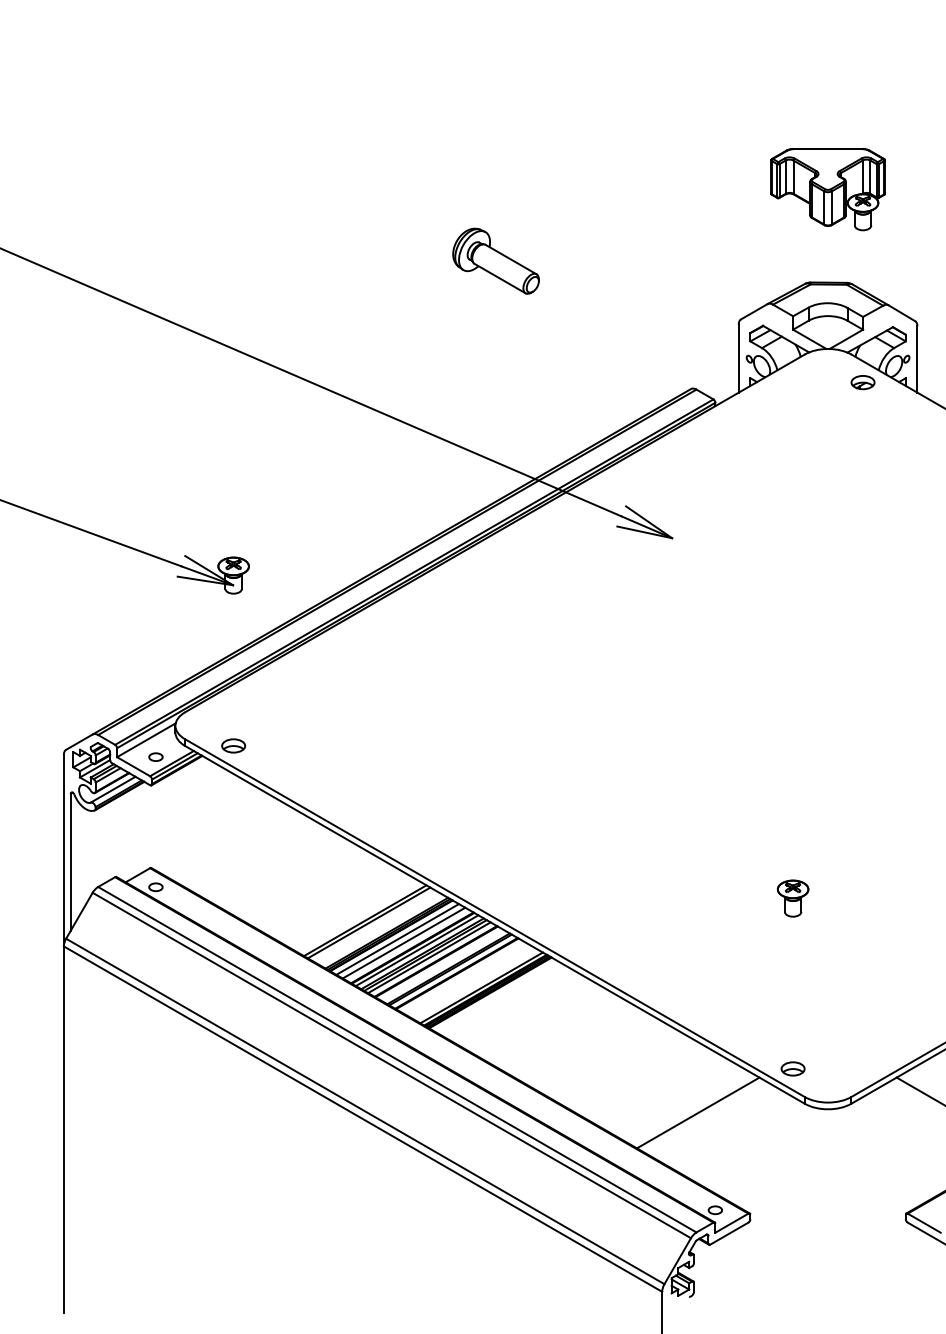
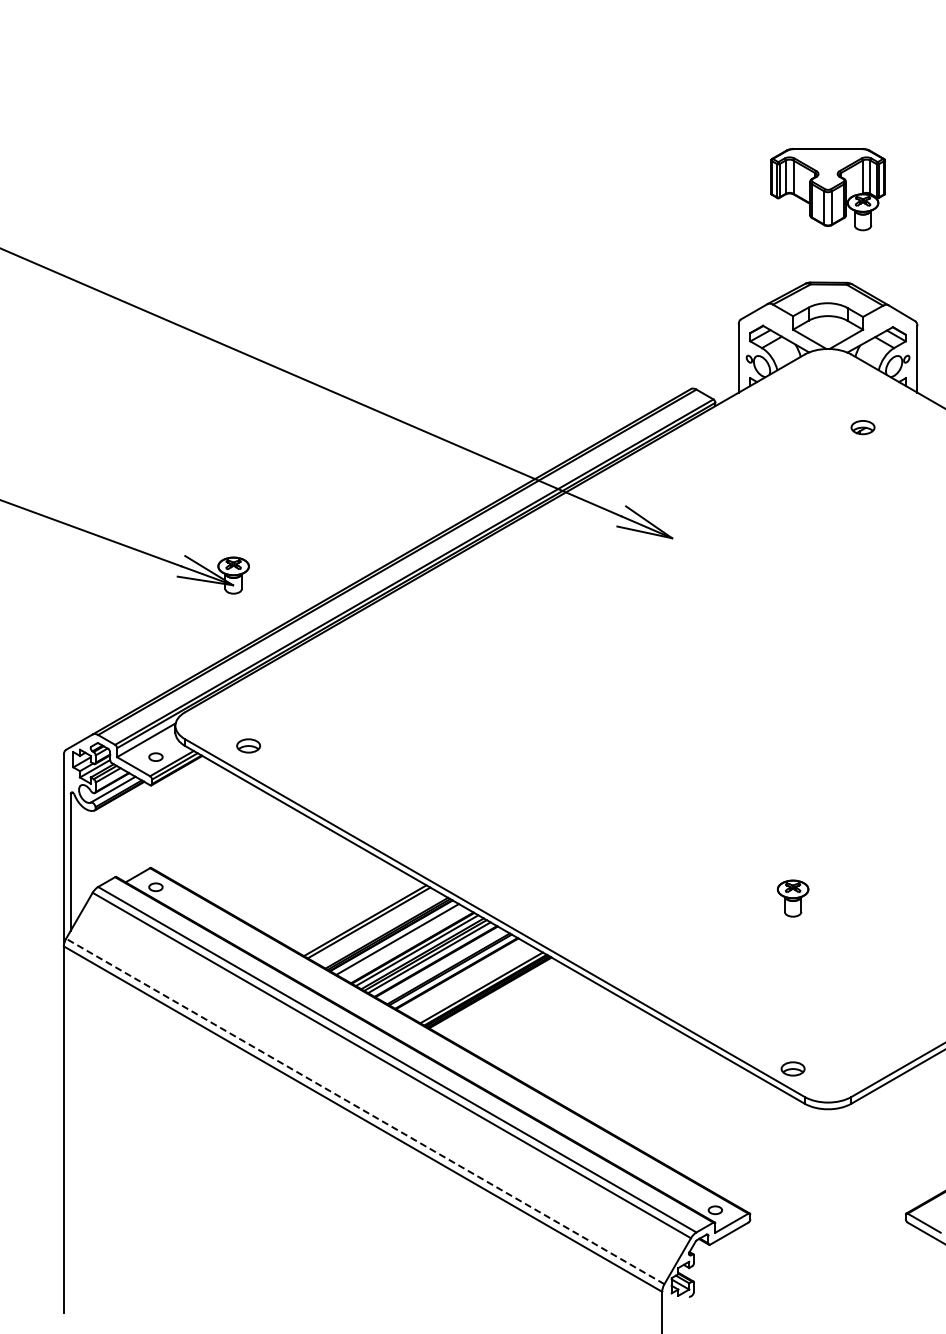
part: present -> none (495, 260)
part position: (862, 382) -> (862, 427) (862, 427)
part position: (233, 745) -> (248, 745) (248, 745)
line: present -> none (403, 942)
line: present -> none (919, 1090)
line: solid -> dashed (364, 1111)
line: present -> none (697, 1112)
